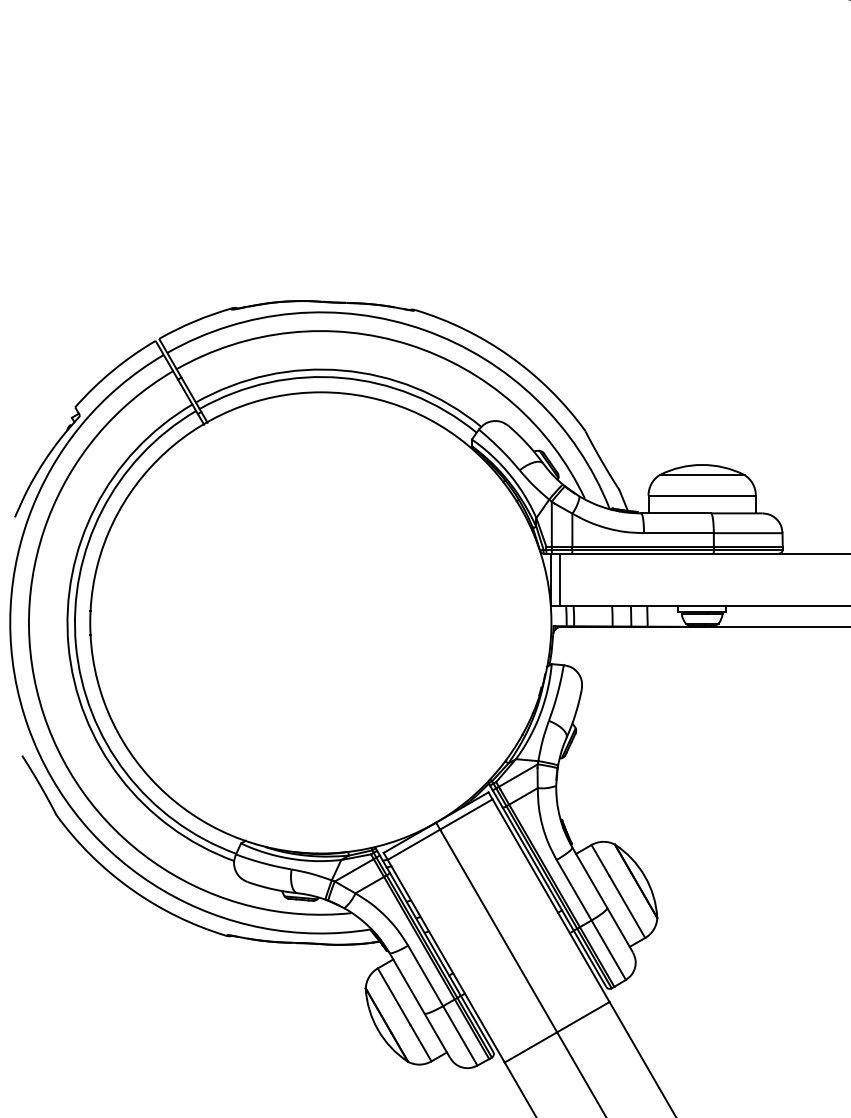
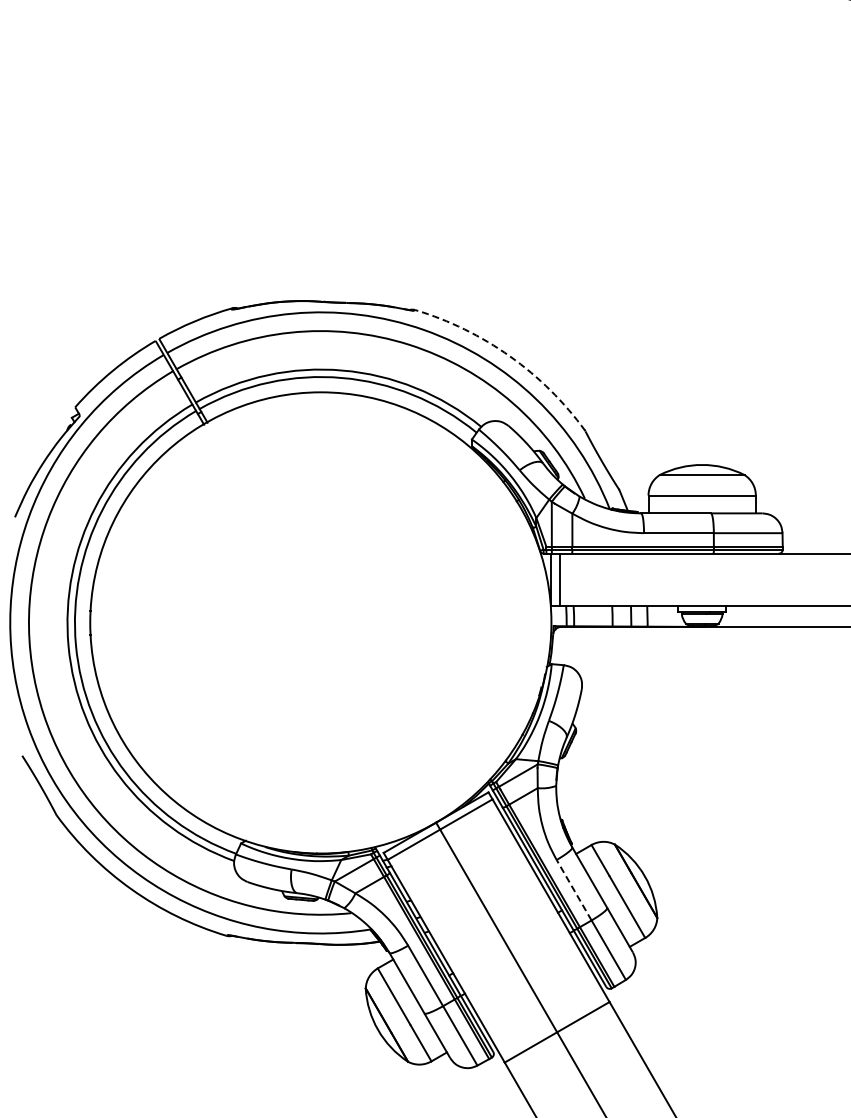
arc: solid -> dashed (510, 356)
line: solid -> dashed (574, 890)
